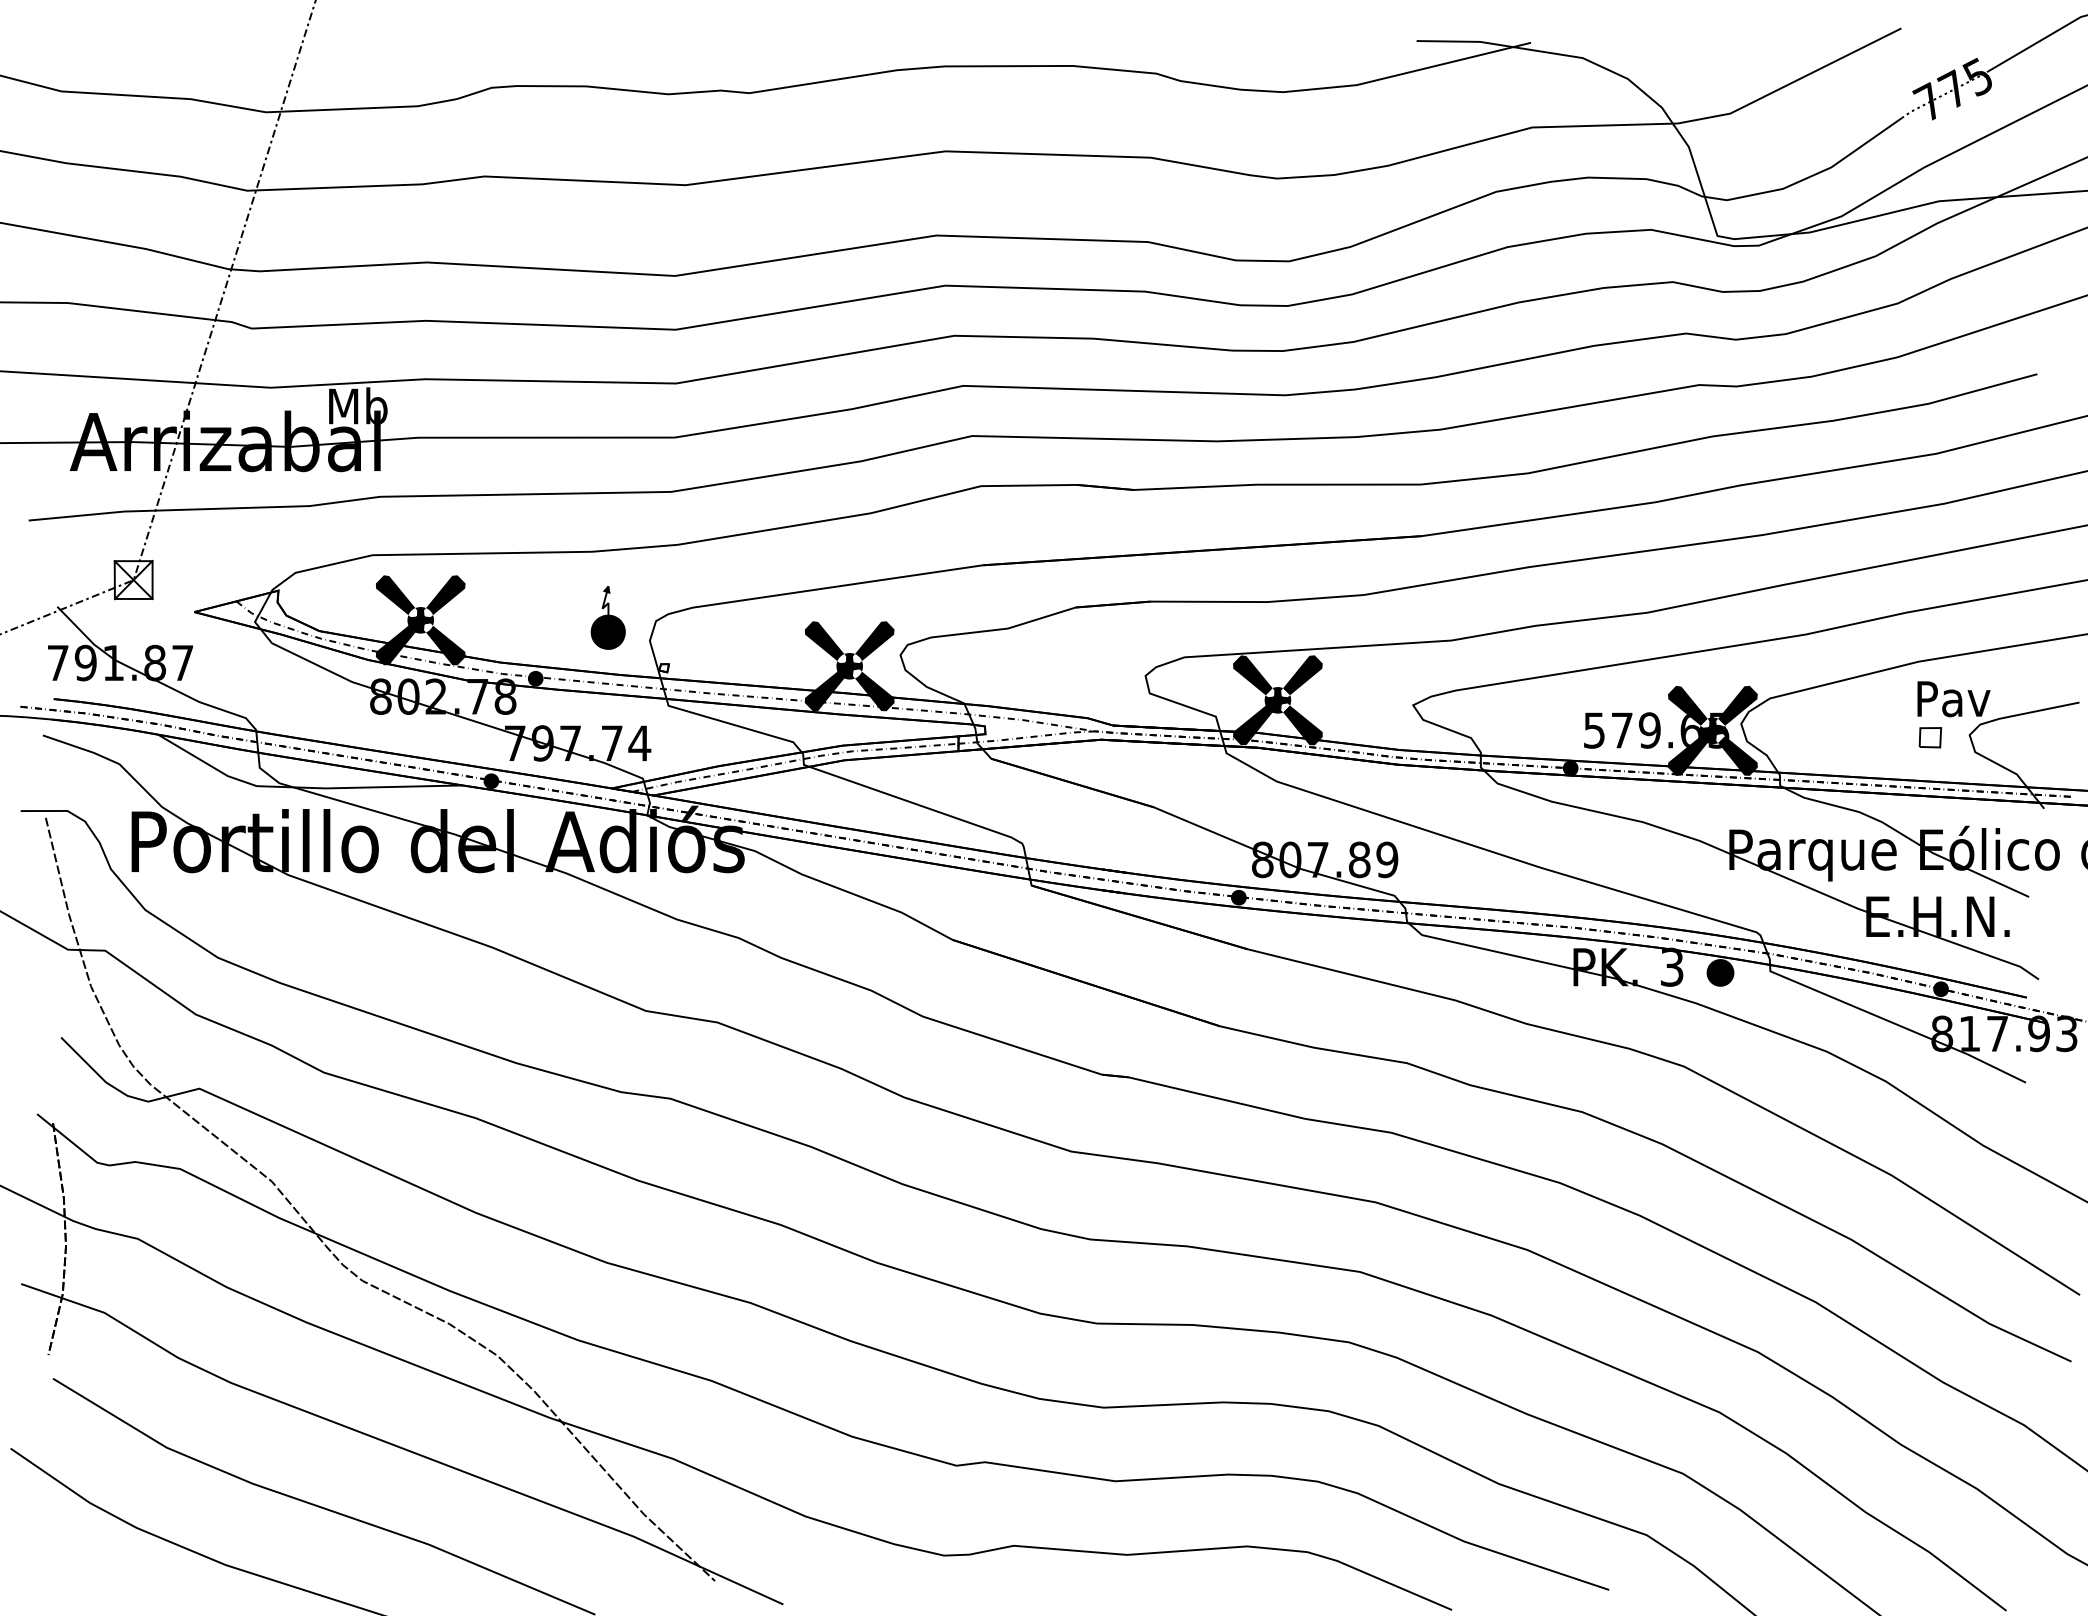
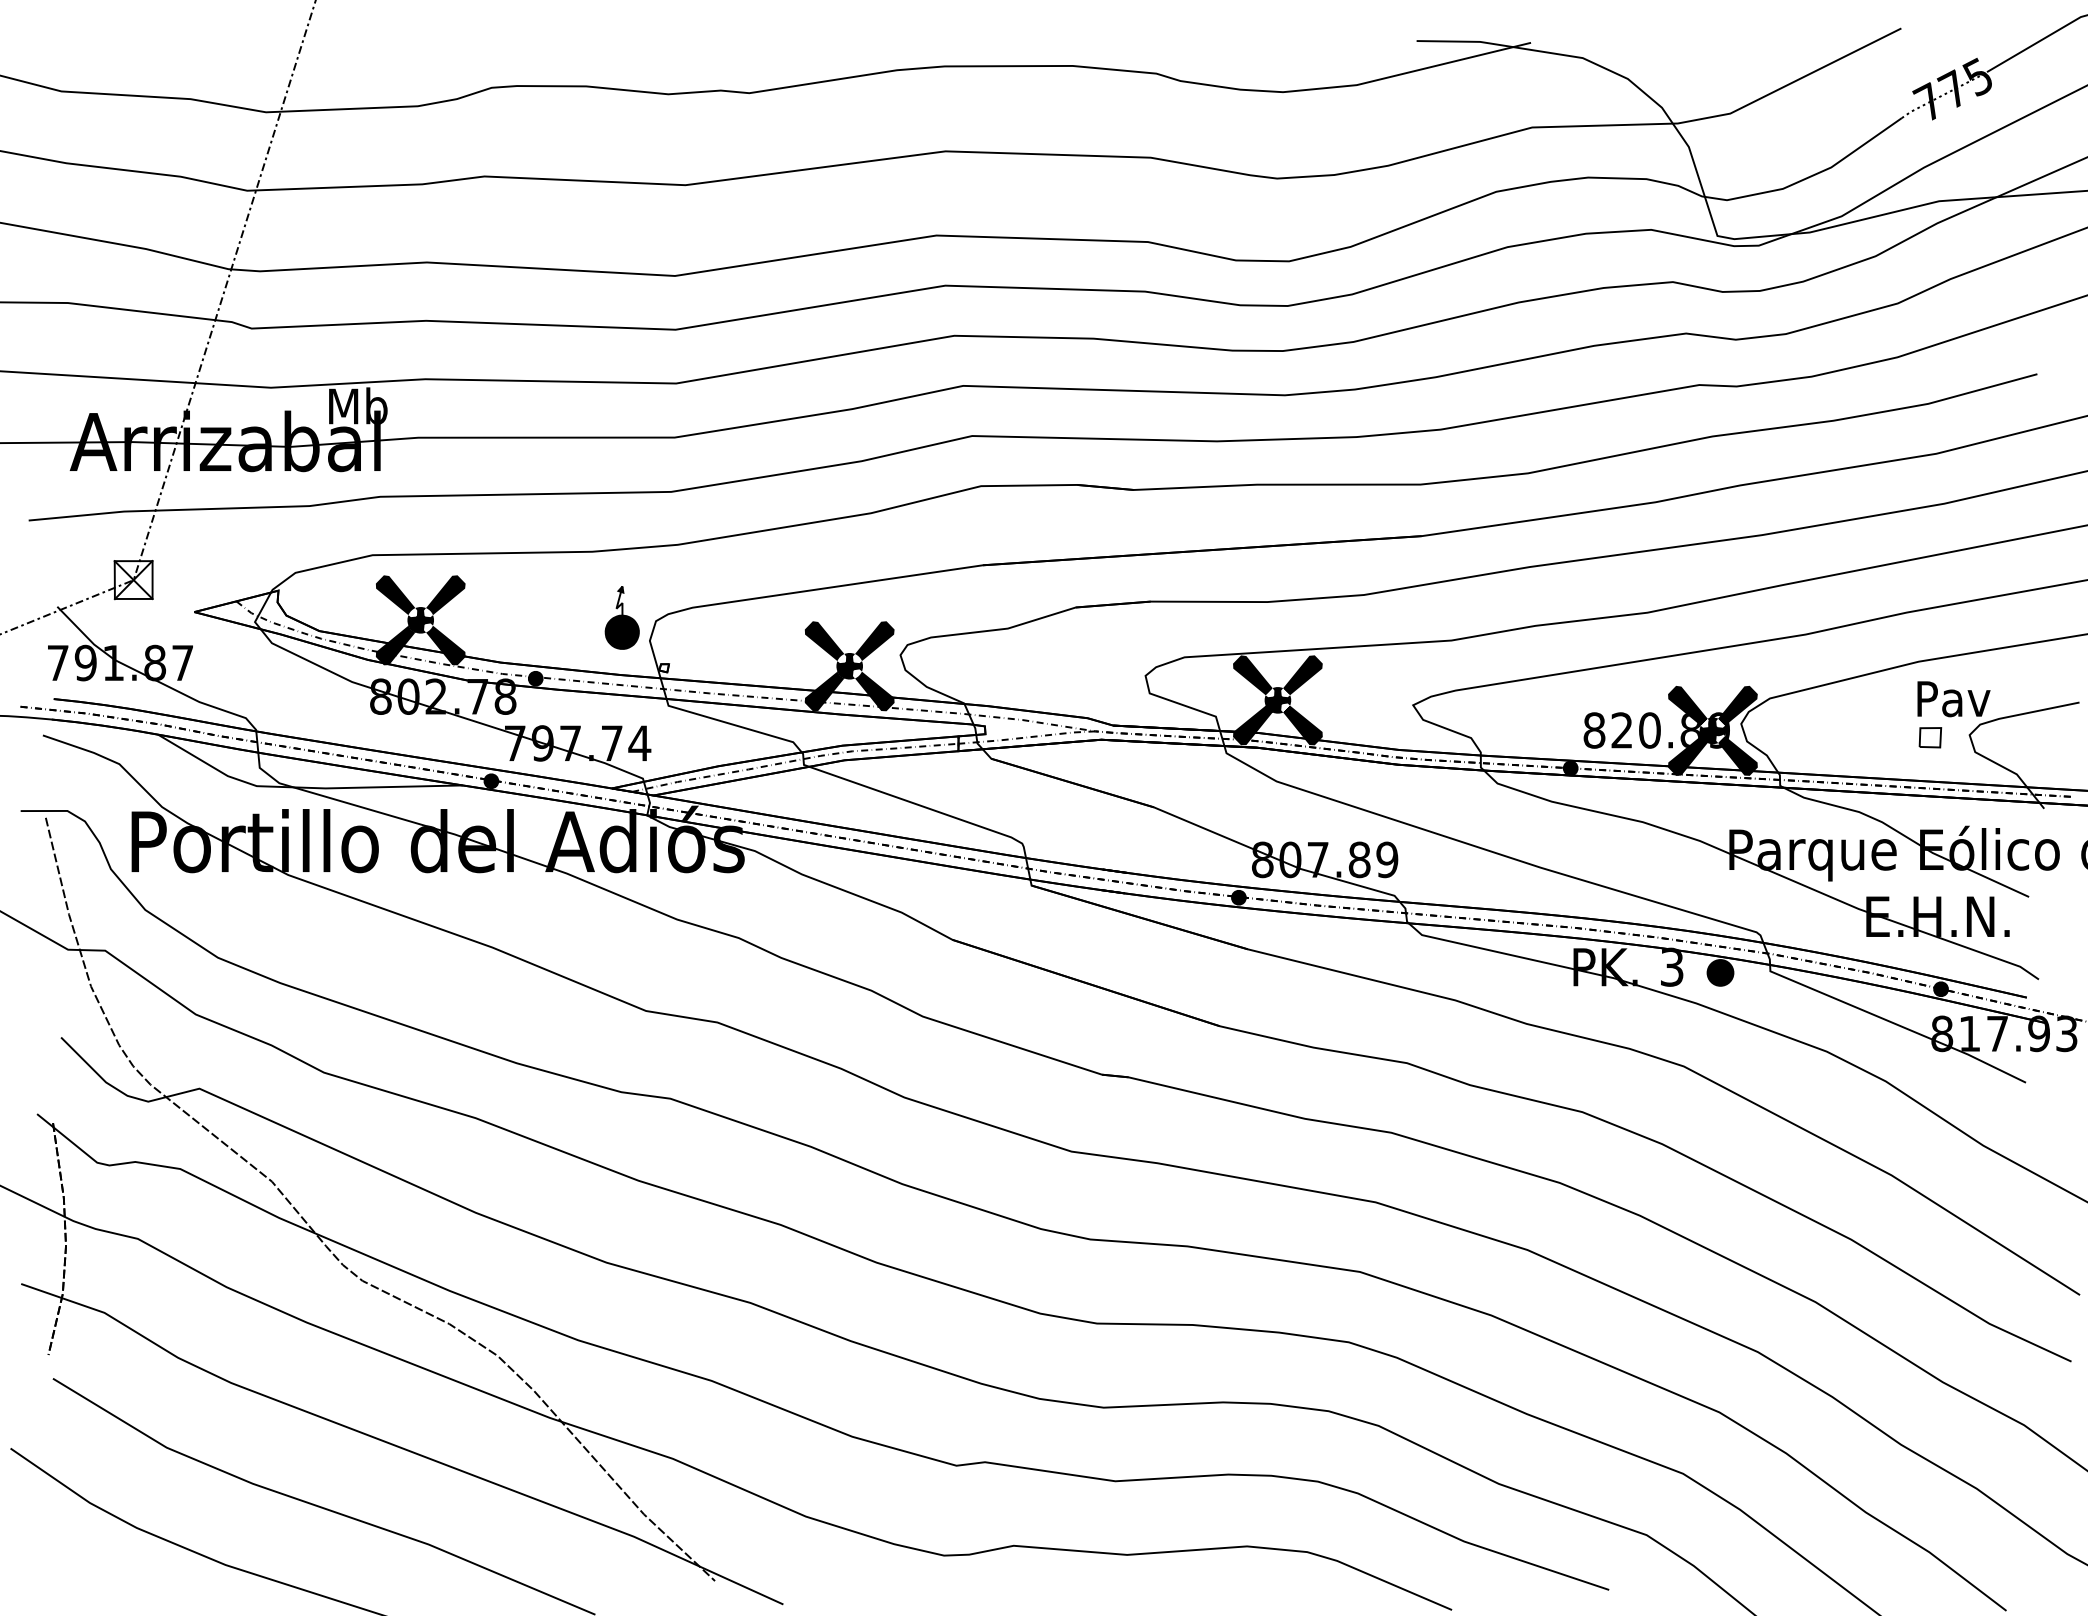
part position: (607, 617) -> (621, 617) (621, 617)
text: 579.65 -> 820.89 (1656, 730)
